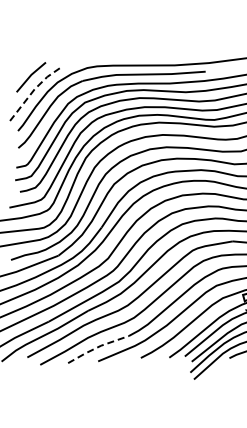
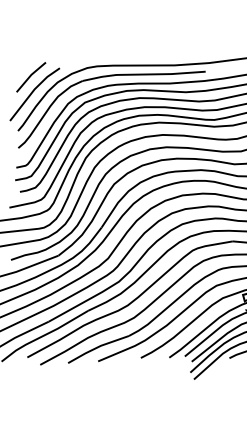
line: dashed -> solid (33, 90)
line: dashed -> solid (97, 347)
